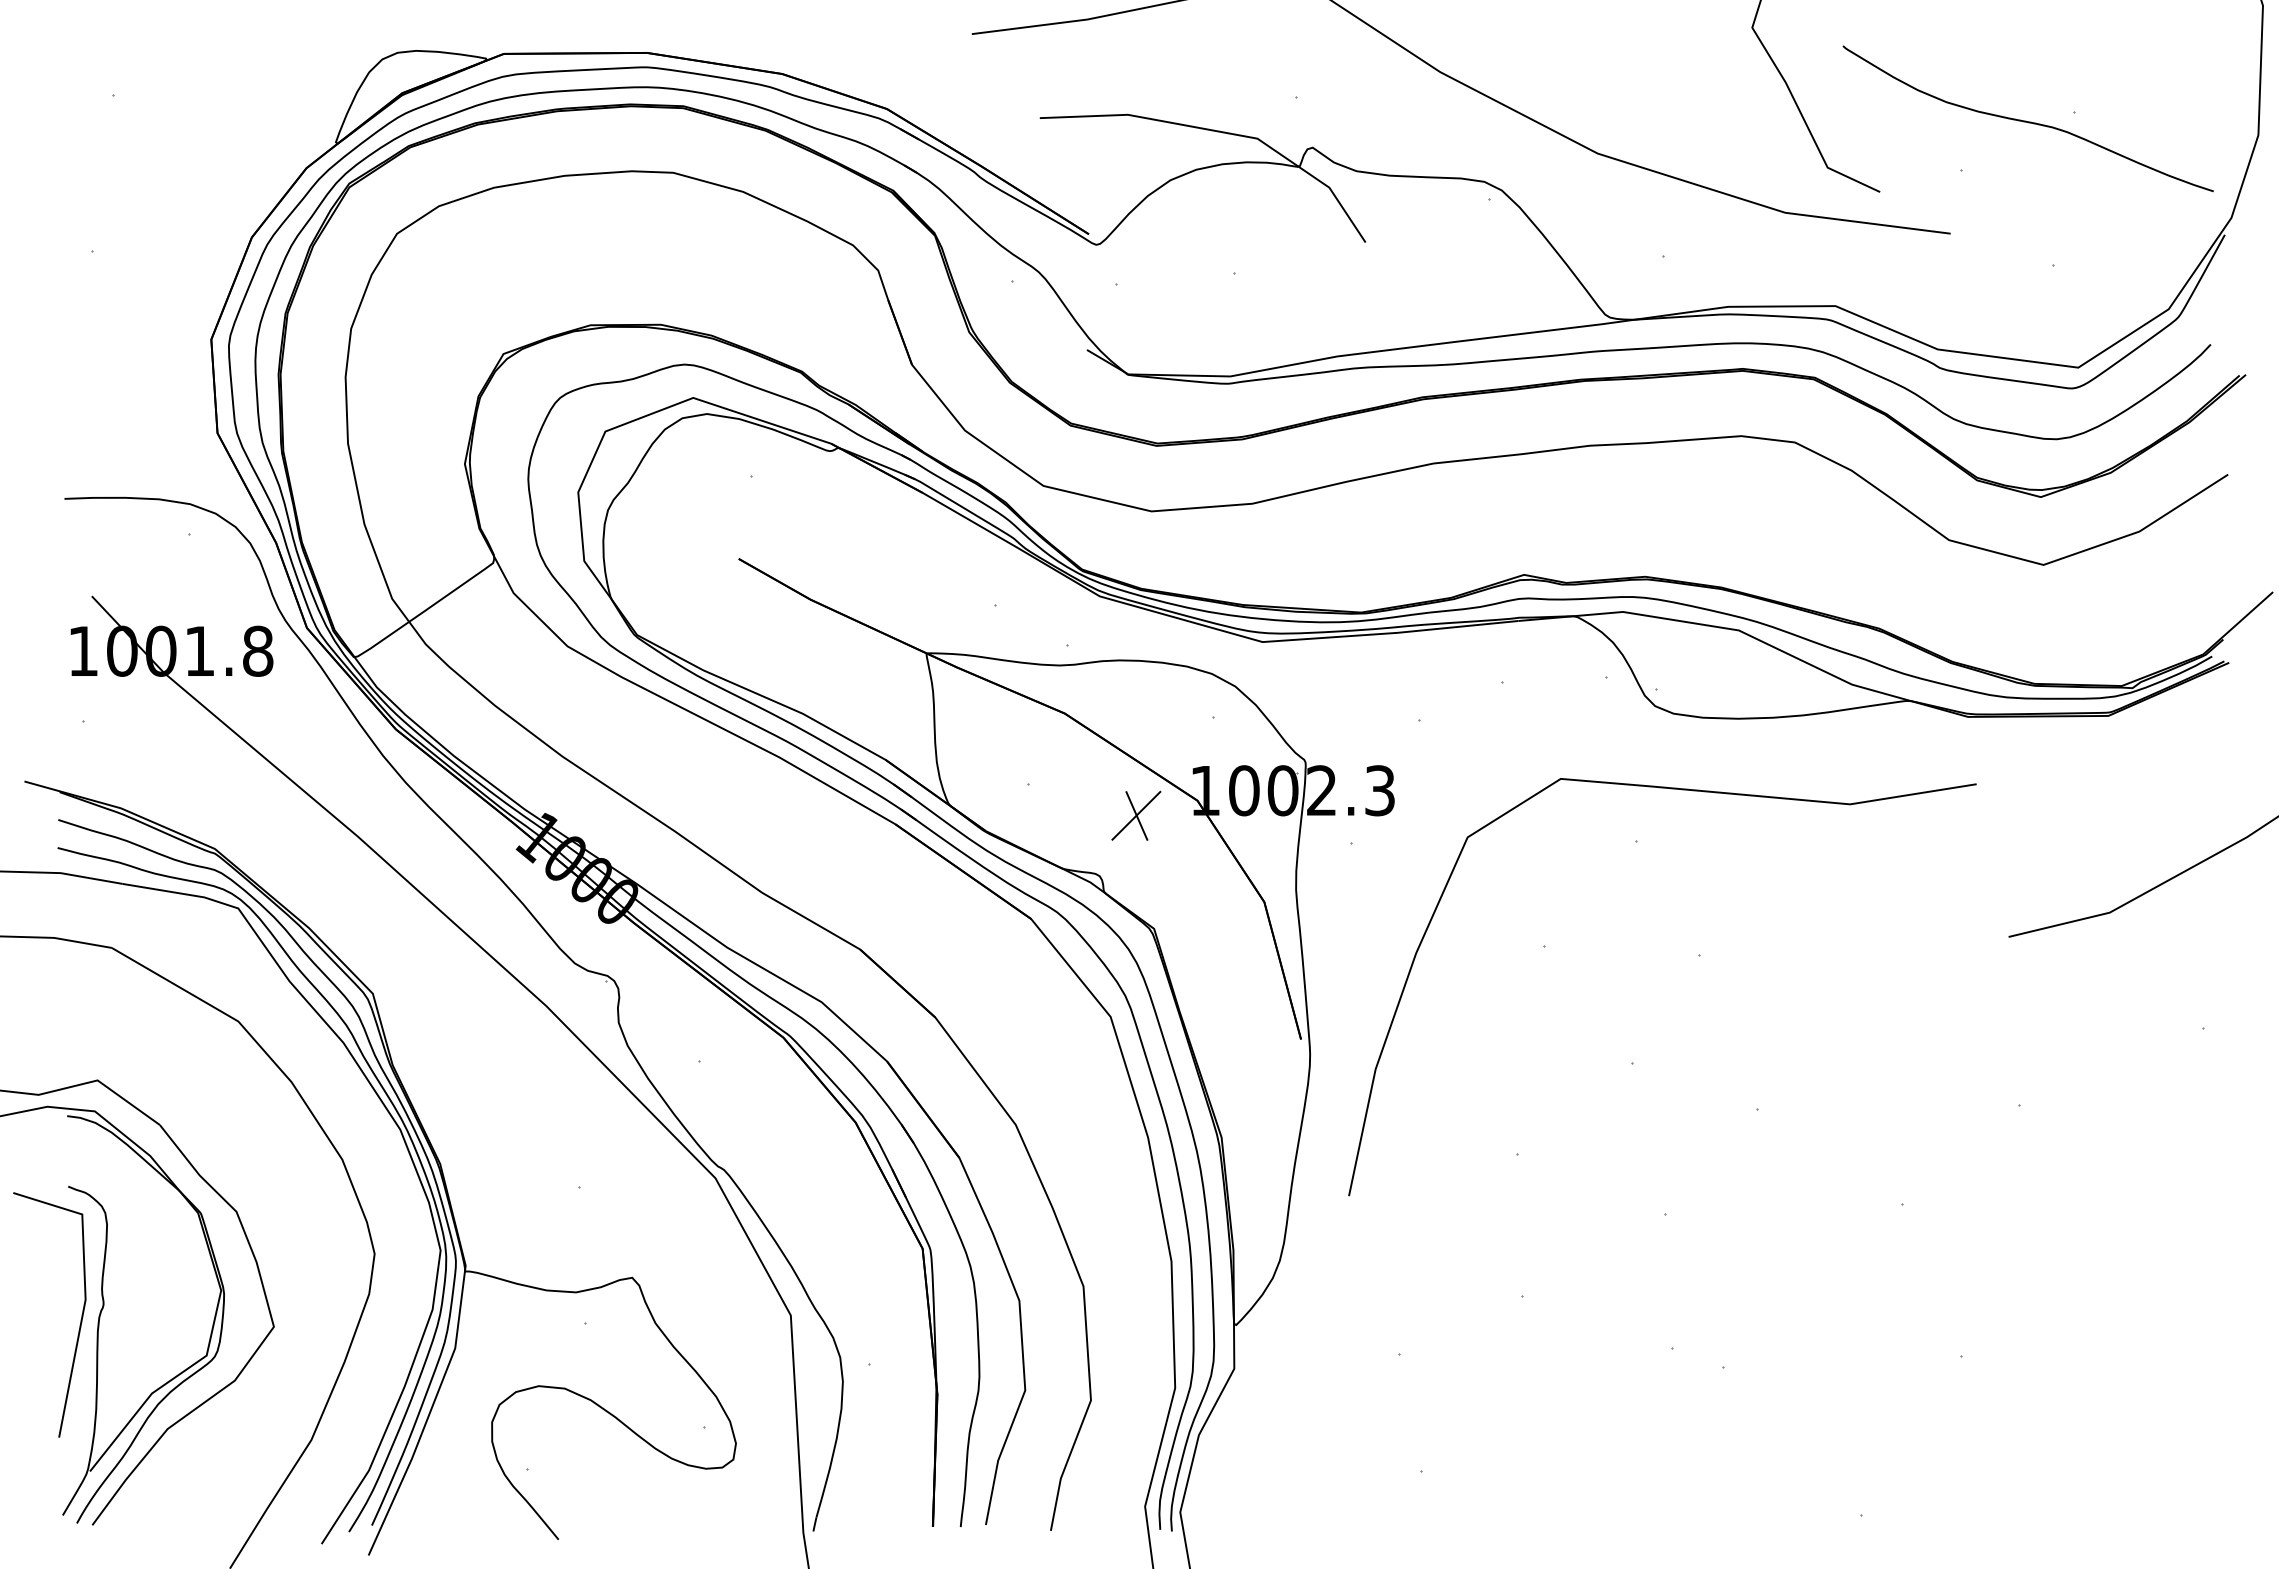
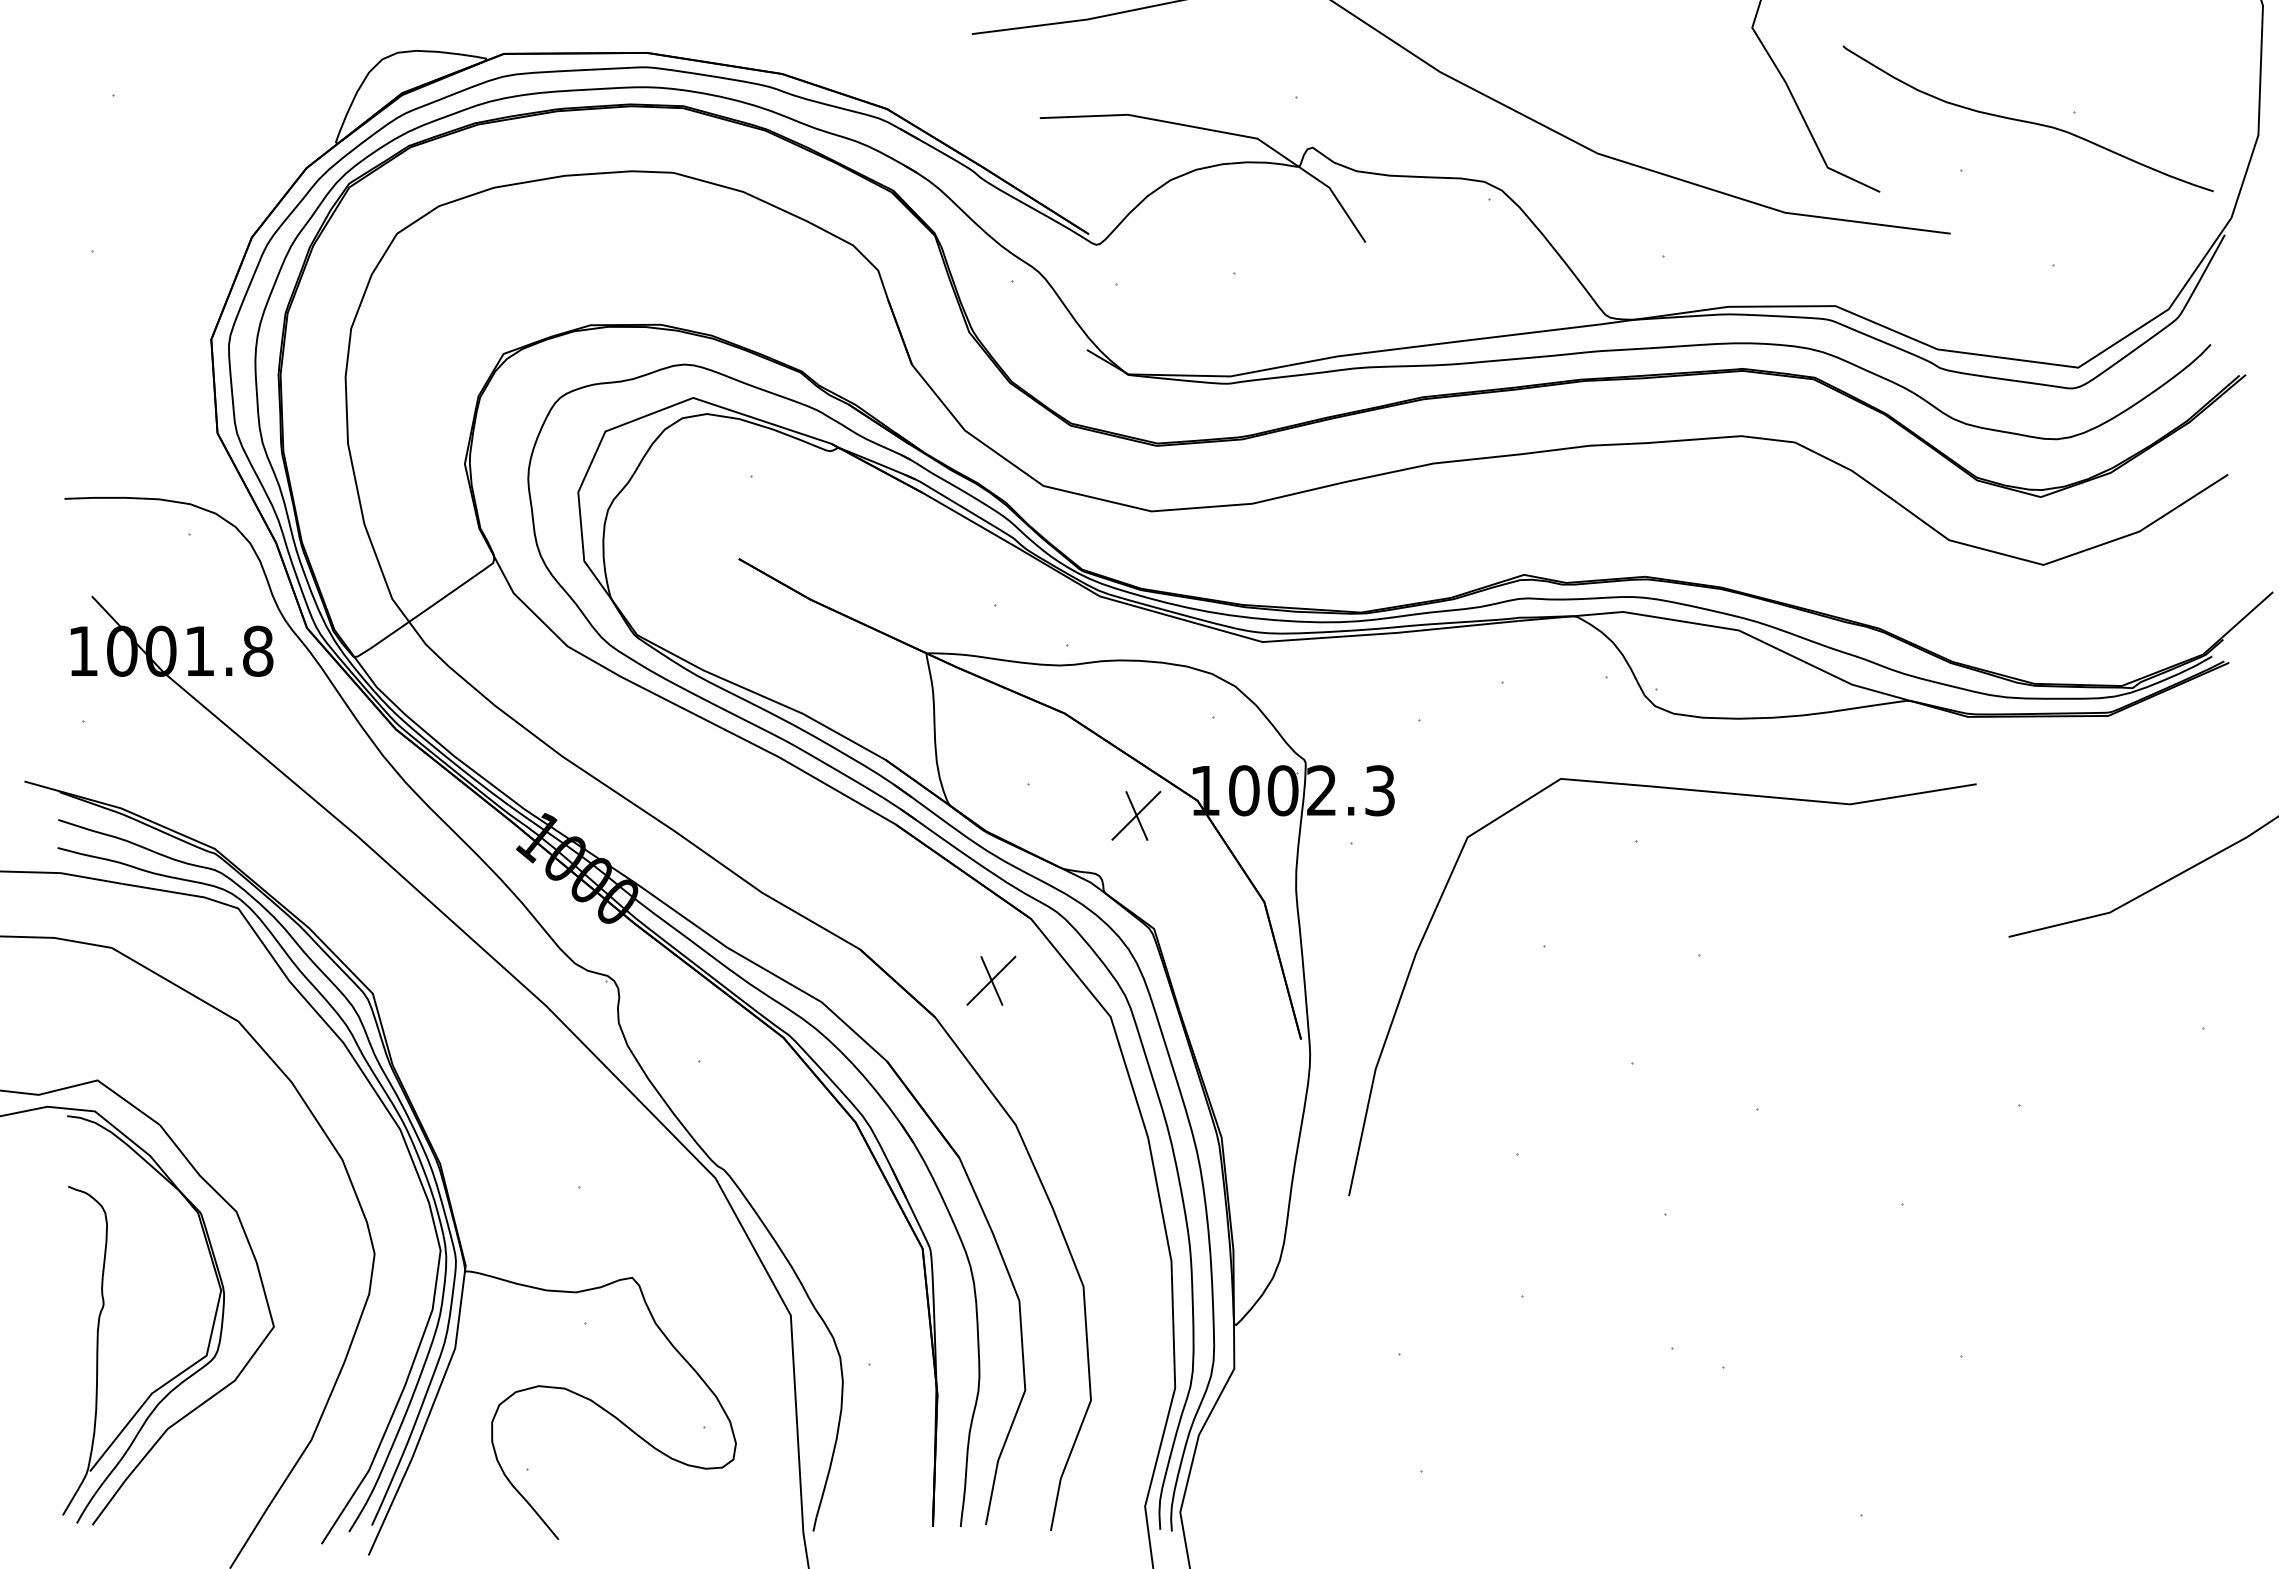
part: none -> present (991, 980)
line: present -> none (80, 1319)
